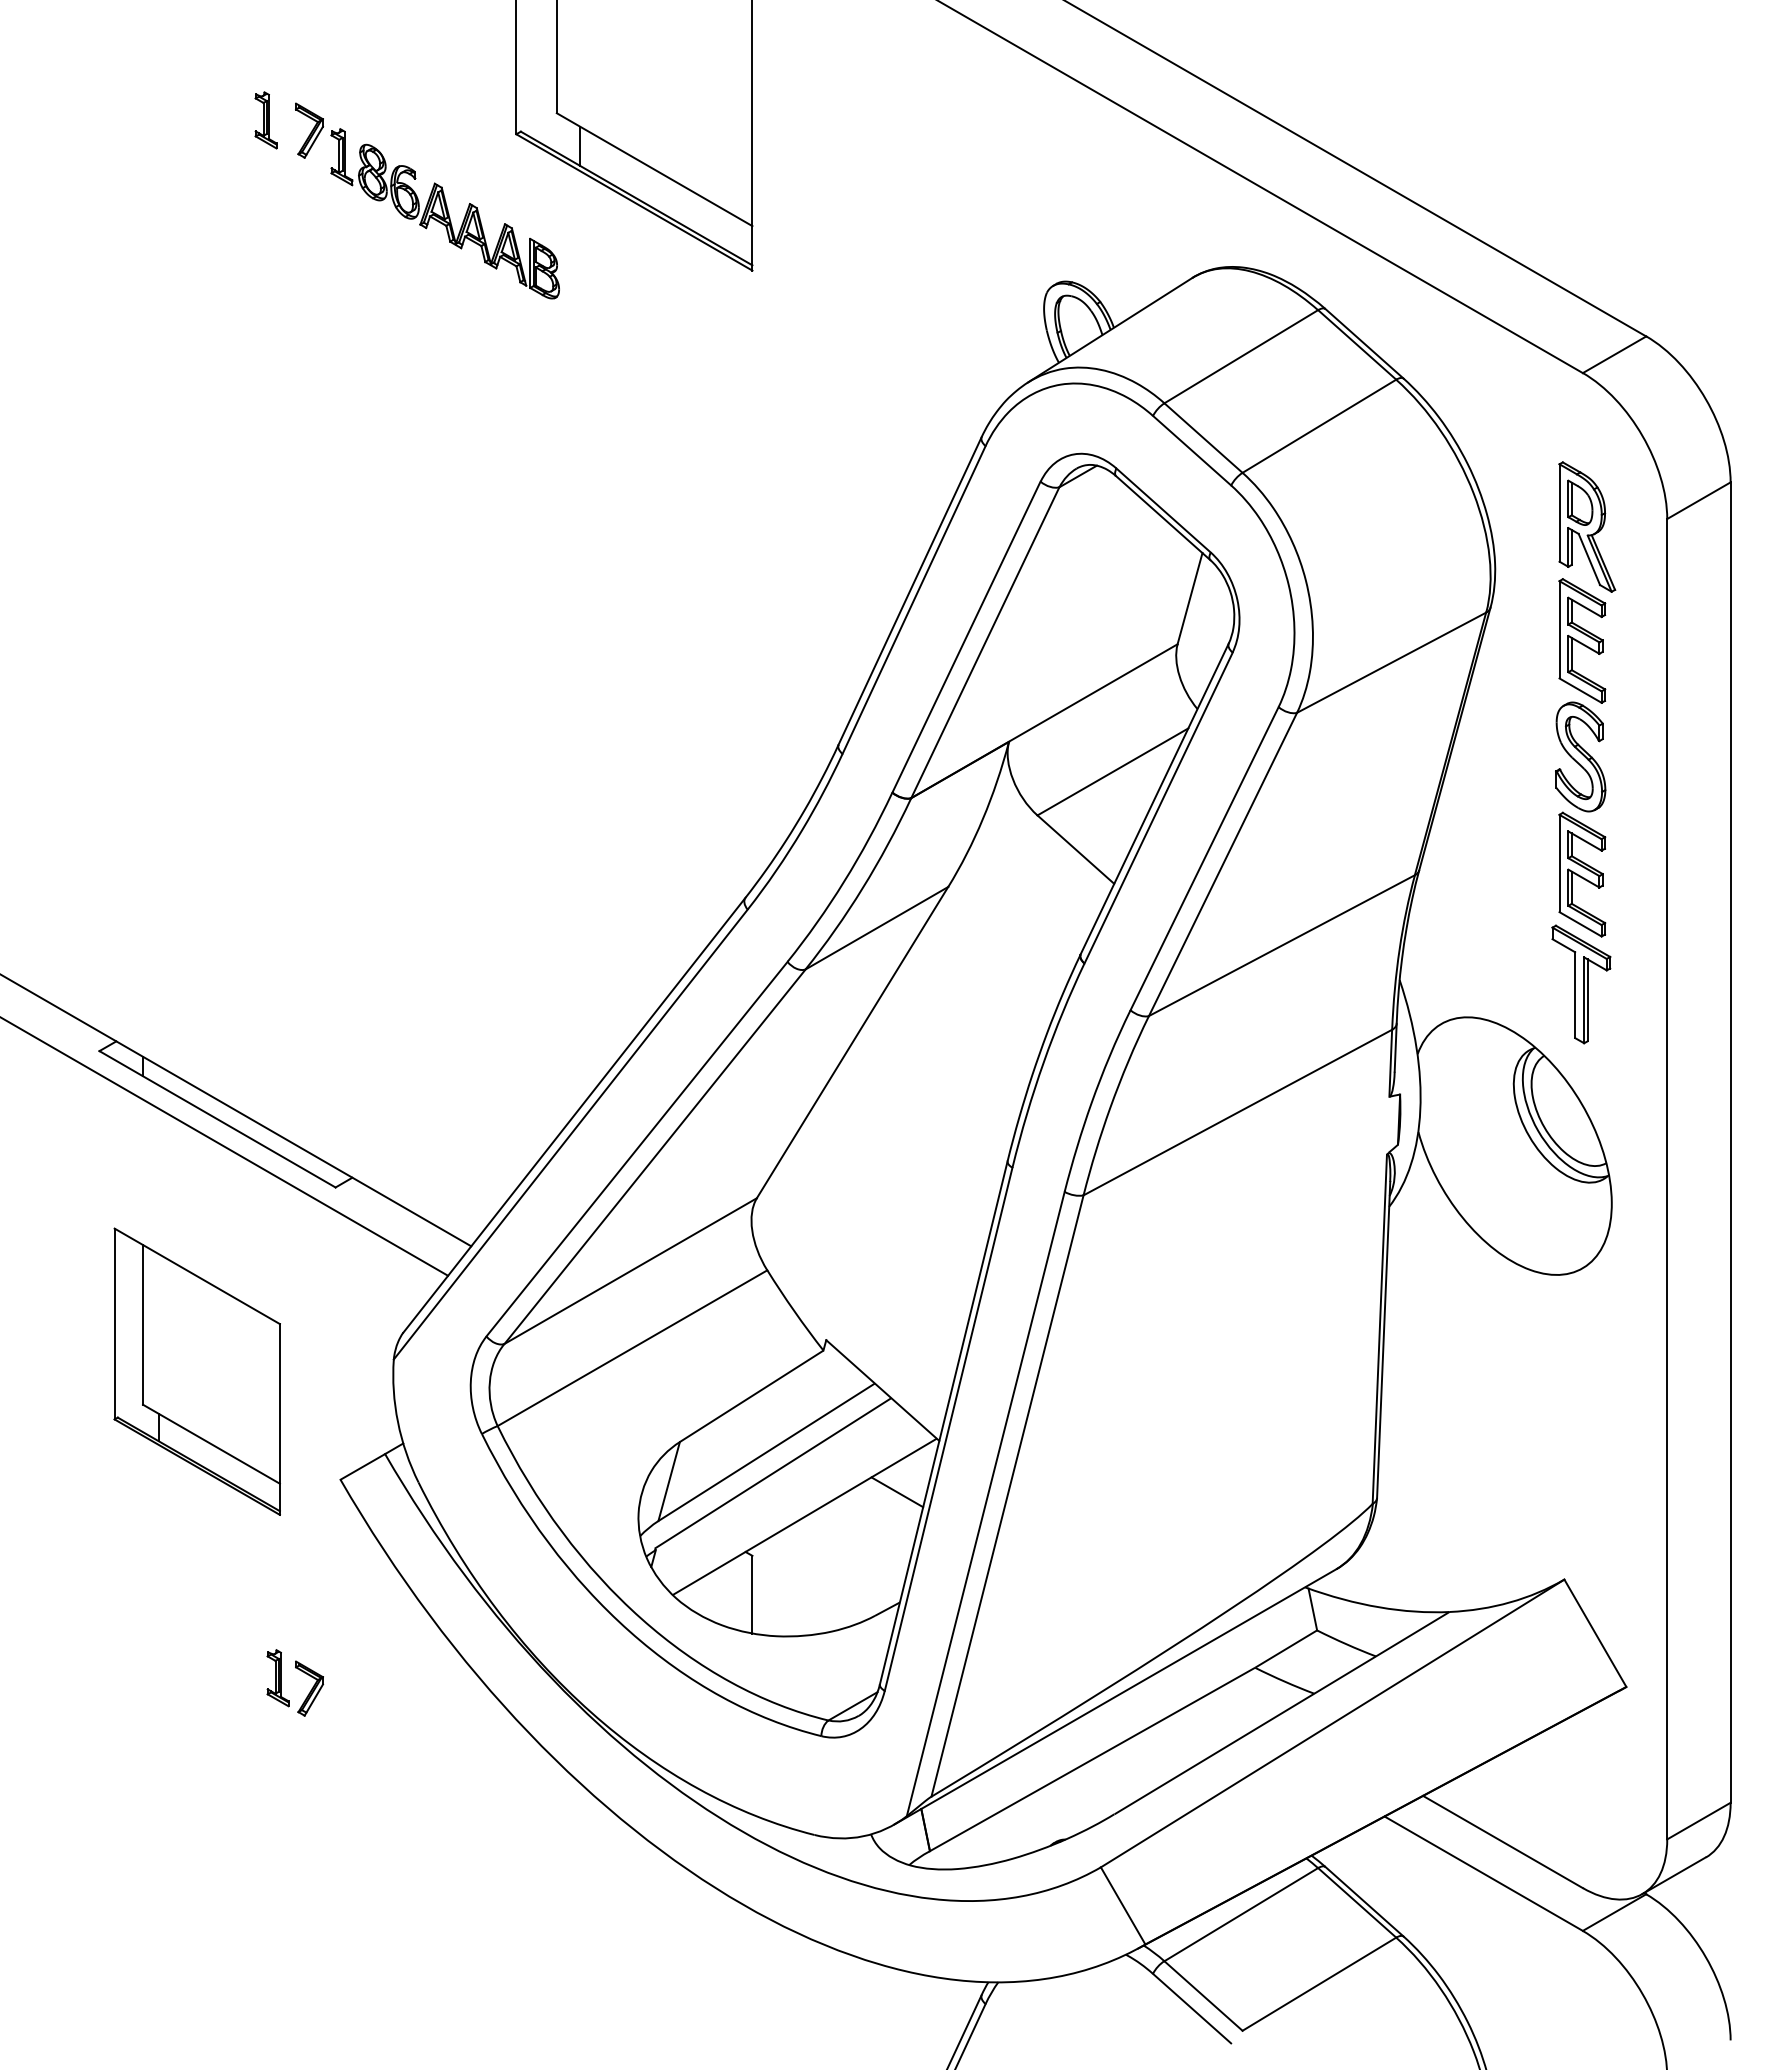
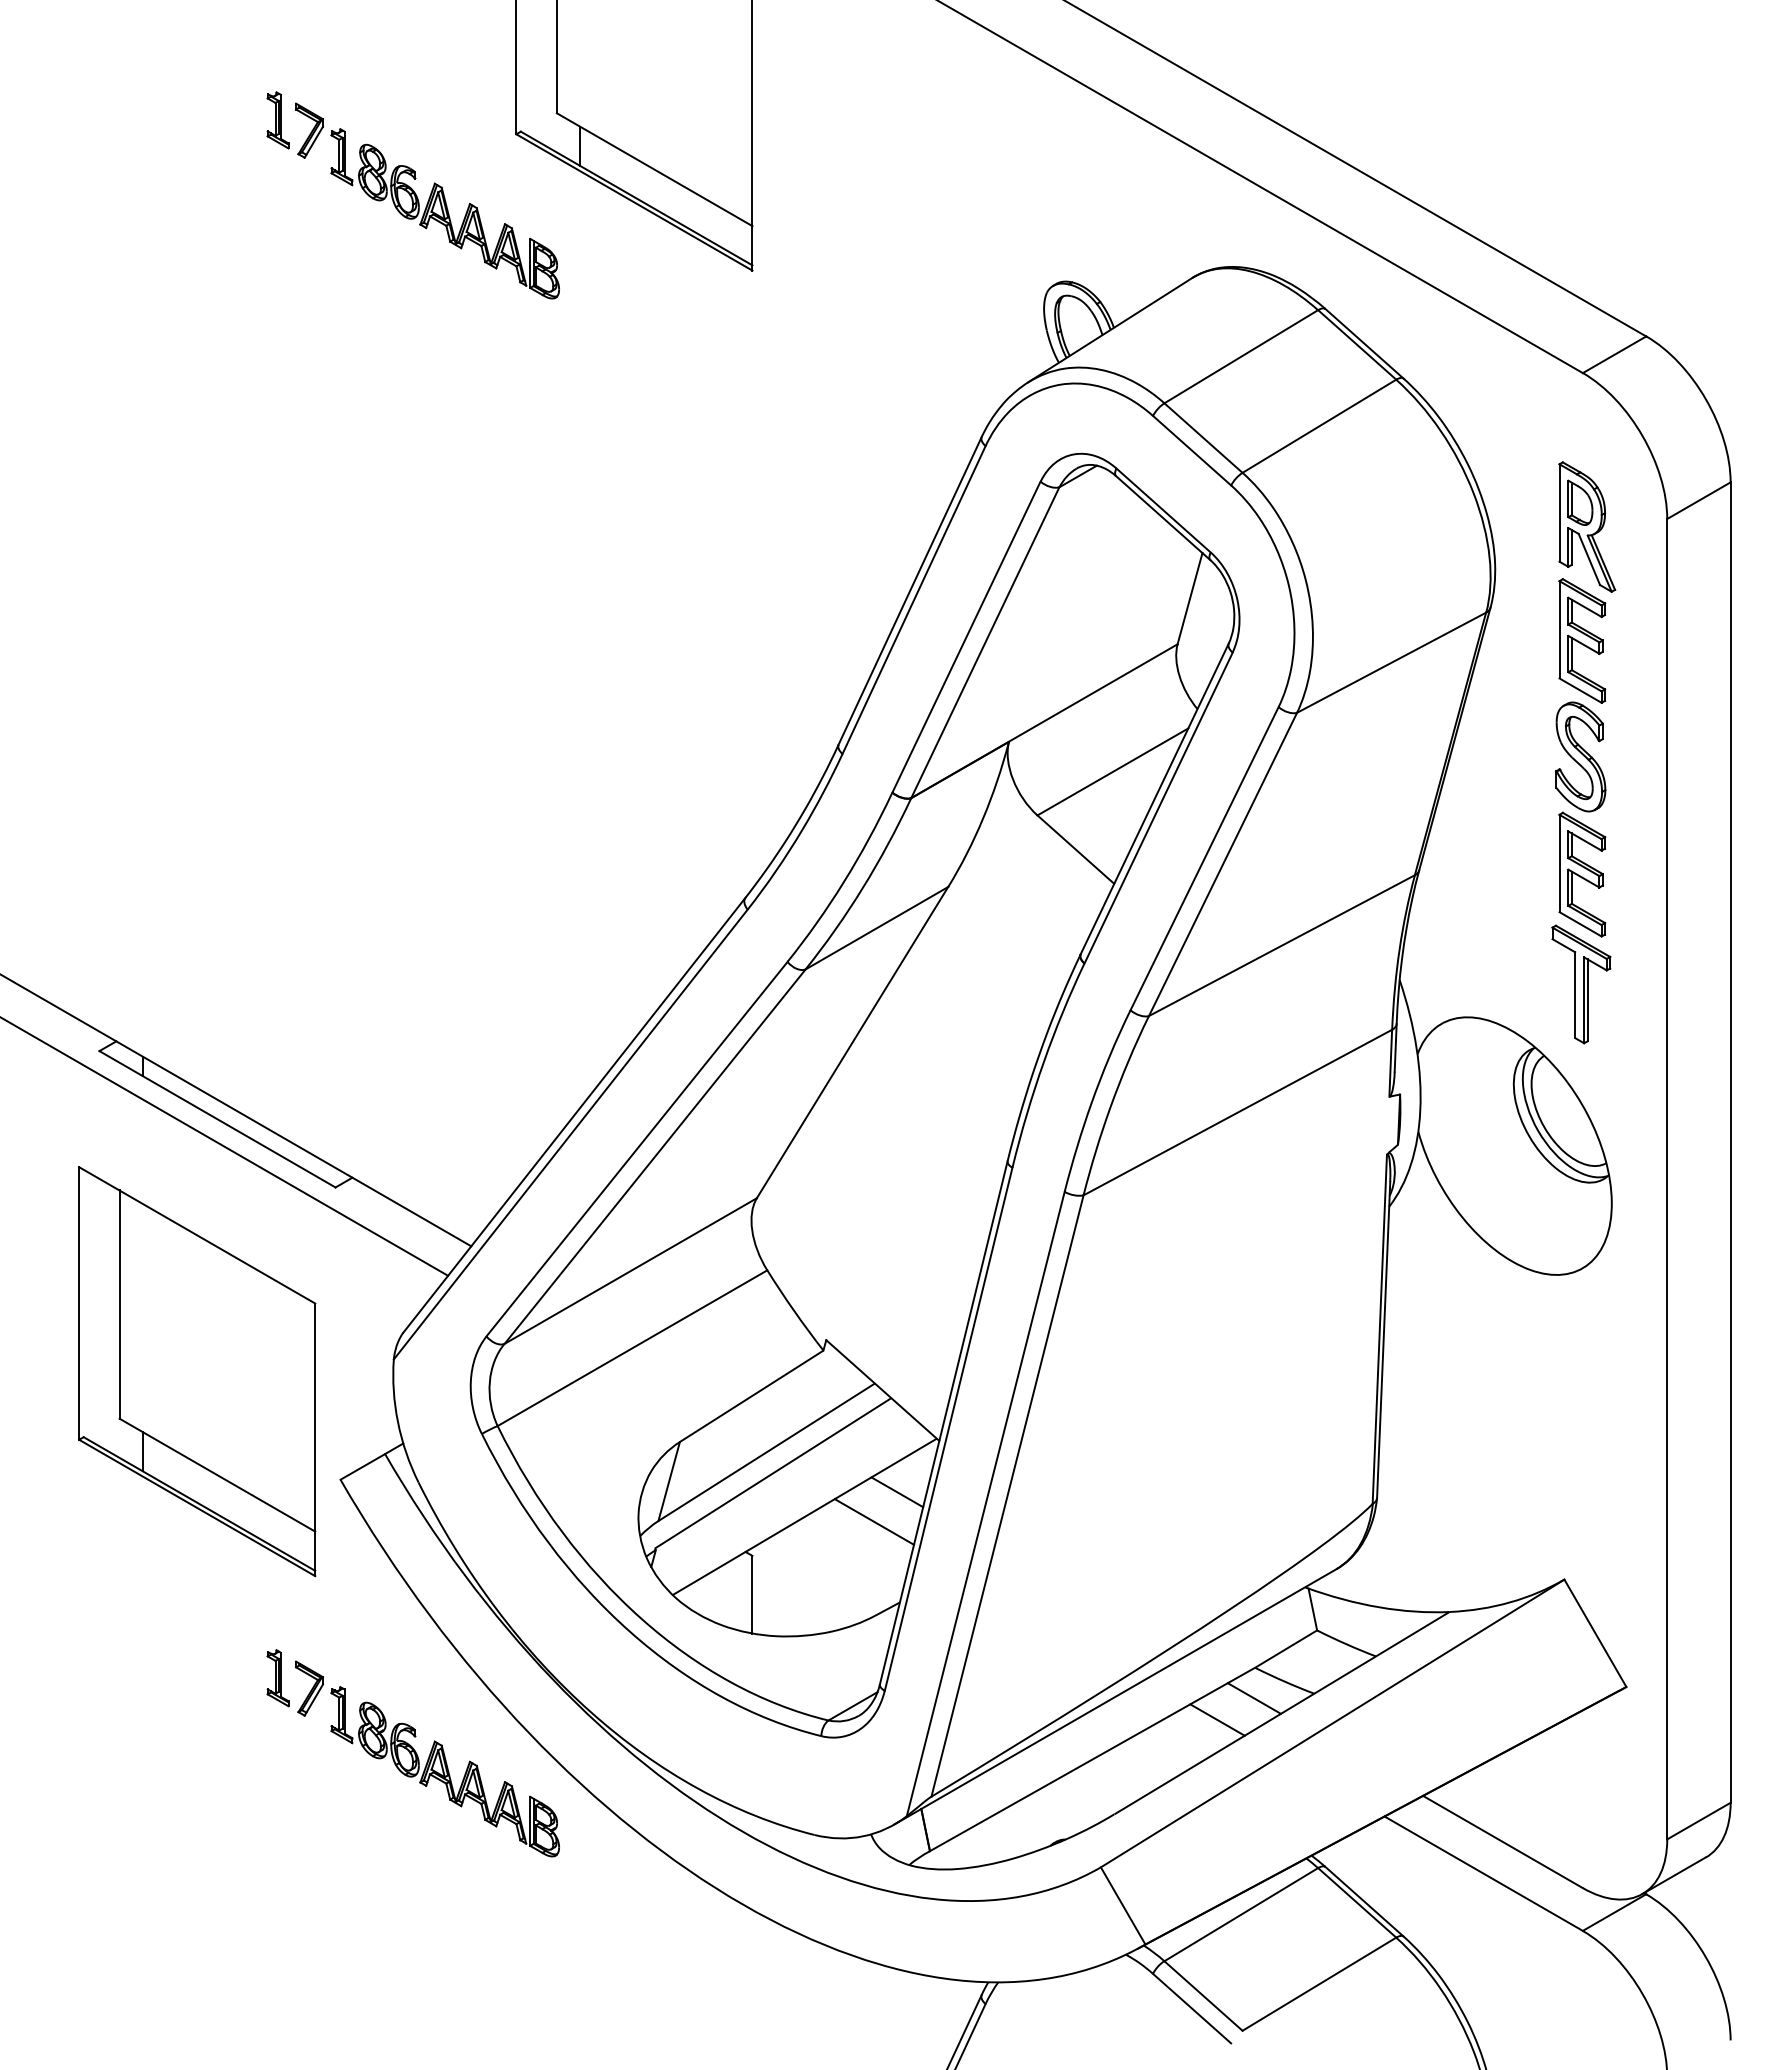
part position: (265, 120) -> (277, 120) (277, 120)
part size: 168x289 px -> 239x412 px (197, 1371)
line: none -> present (874, 1521)
line: none -> present (1253, 1698)
line: none -> present (1217, 1719)
part: none -> present (444, 1771)
